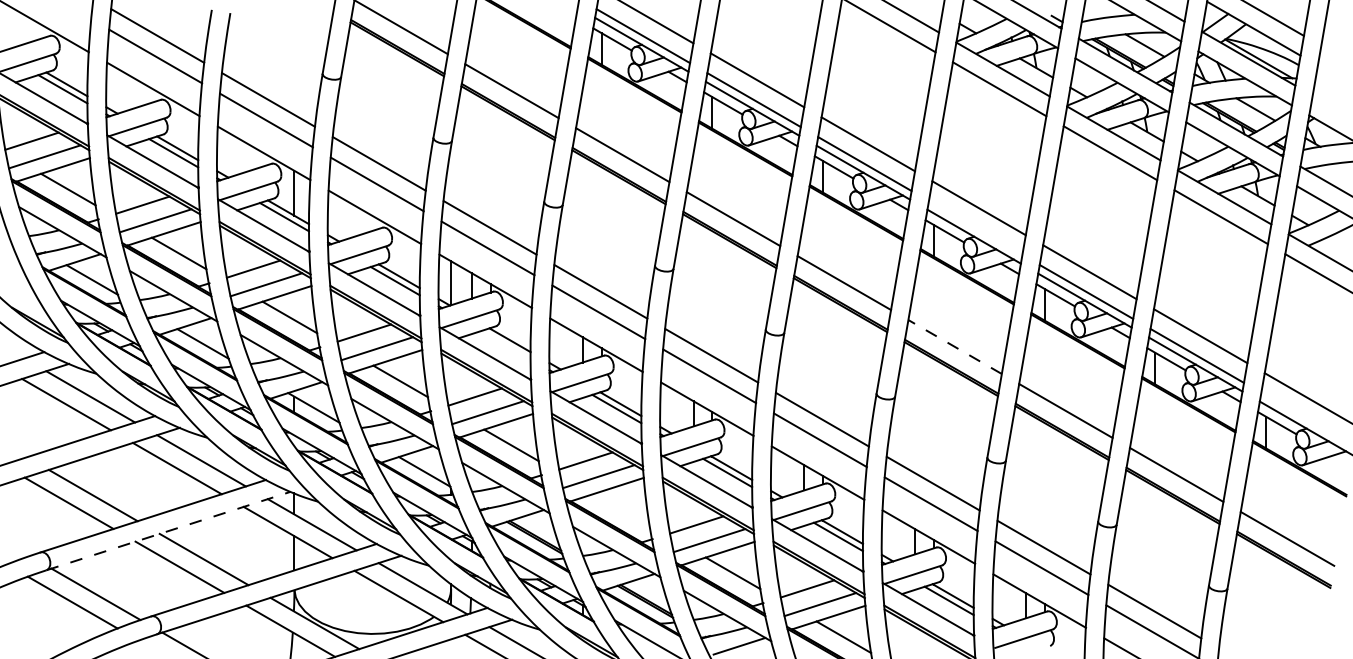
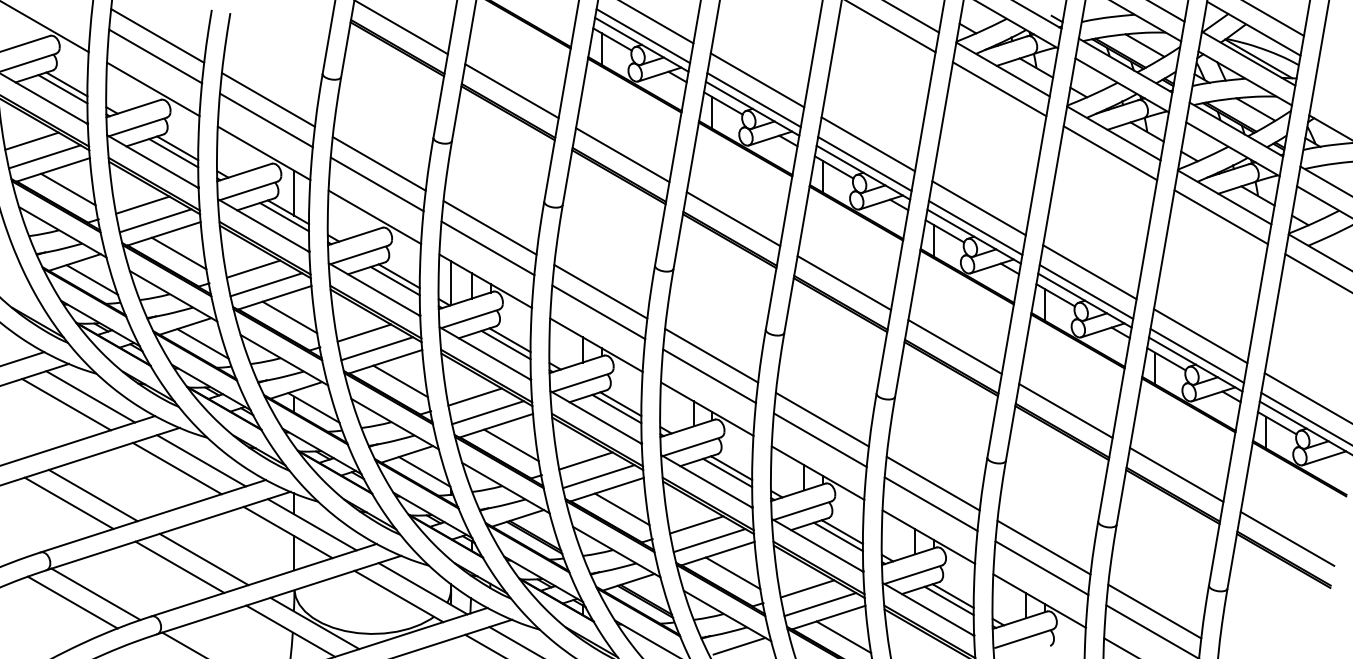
line: none -> present (975, 227)
line: none -> present (505, 344)
line: dashed -> solid (955, 347)
line: none -> present (1305, 417)
line: none -> present (622, 509)
line: dashed -> solid (169, 530)
